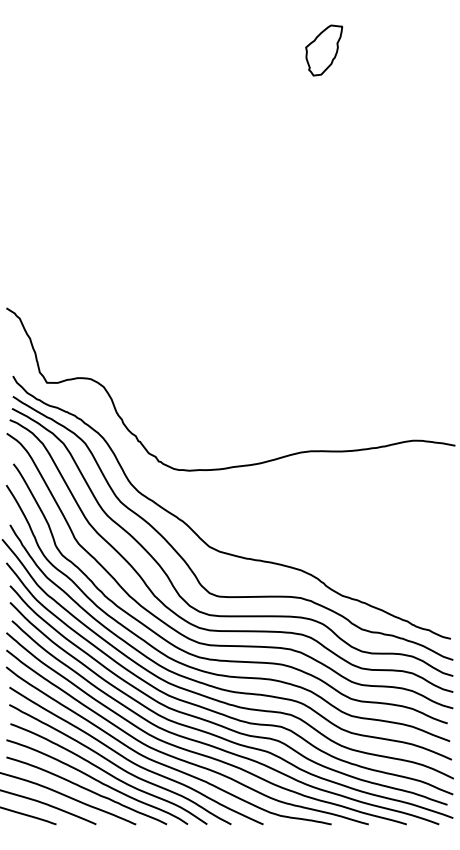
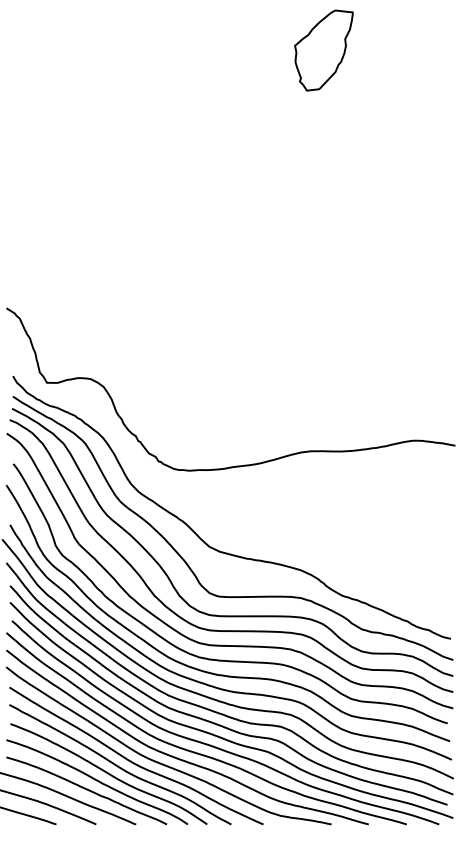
part size: 39x53 px -> 60x83 px (323, 50)
